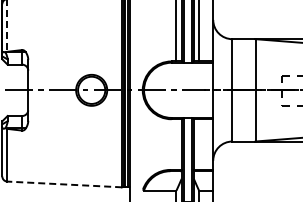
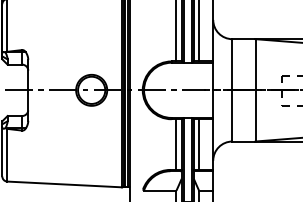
line: dashed -> solid (7, 25)
line: none -> present (176, 144)
line: none -> present (199, 144)
line: dashed -> solid (64, 184)
